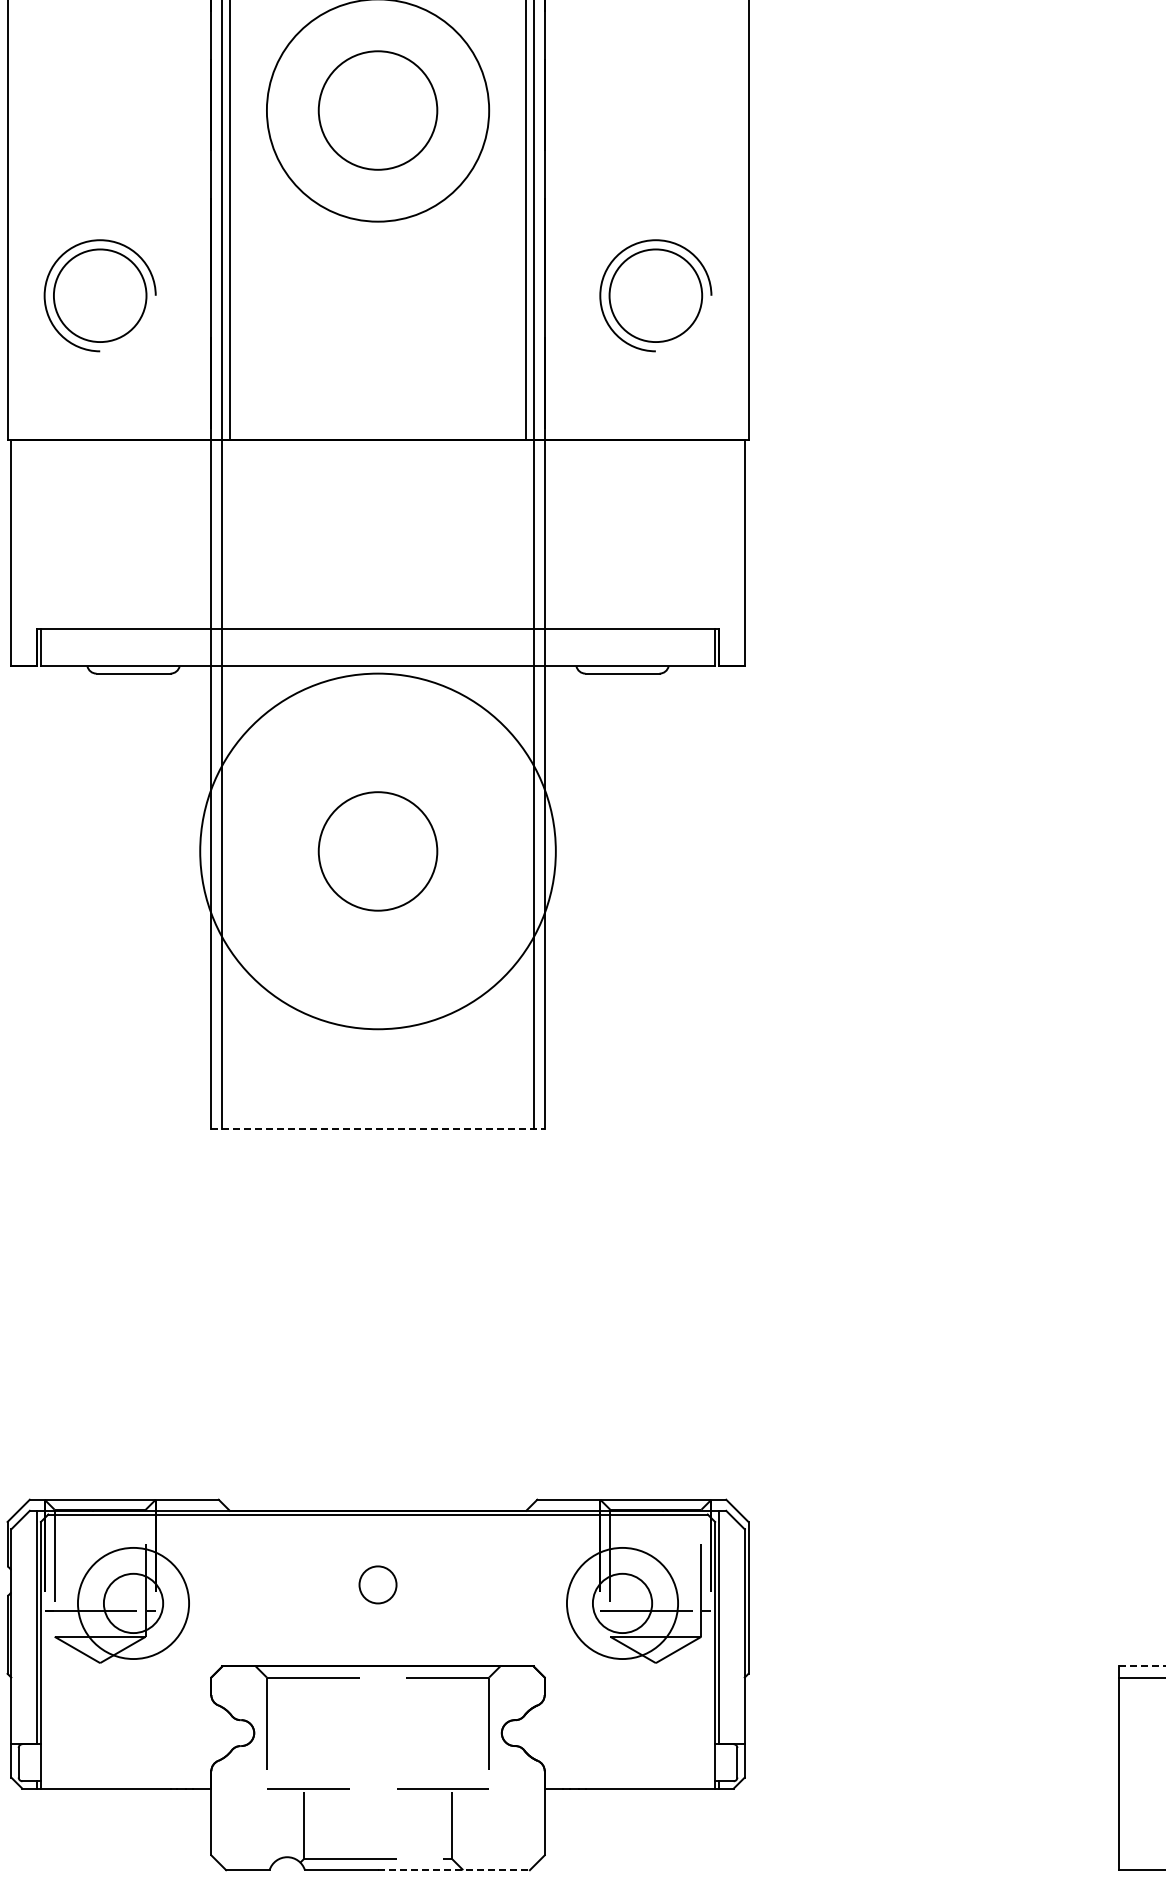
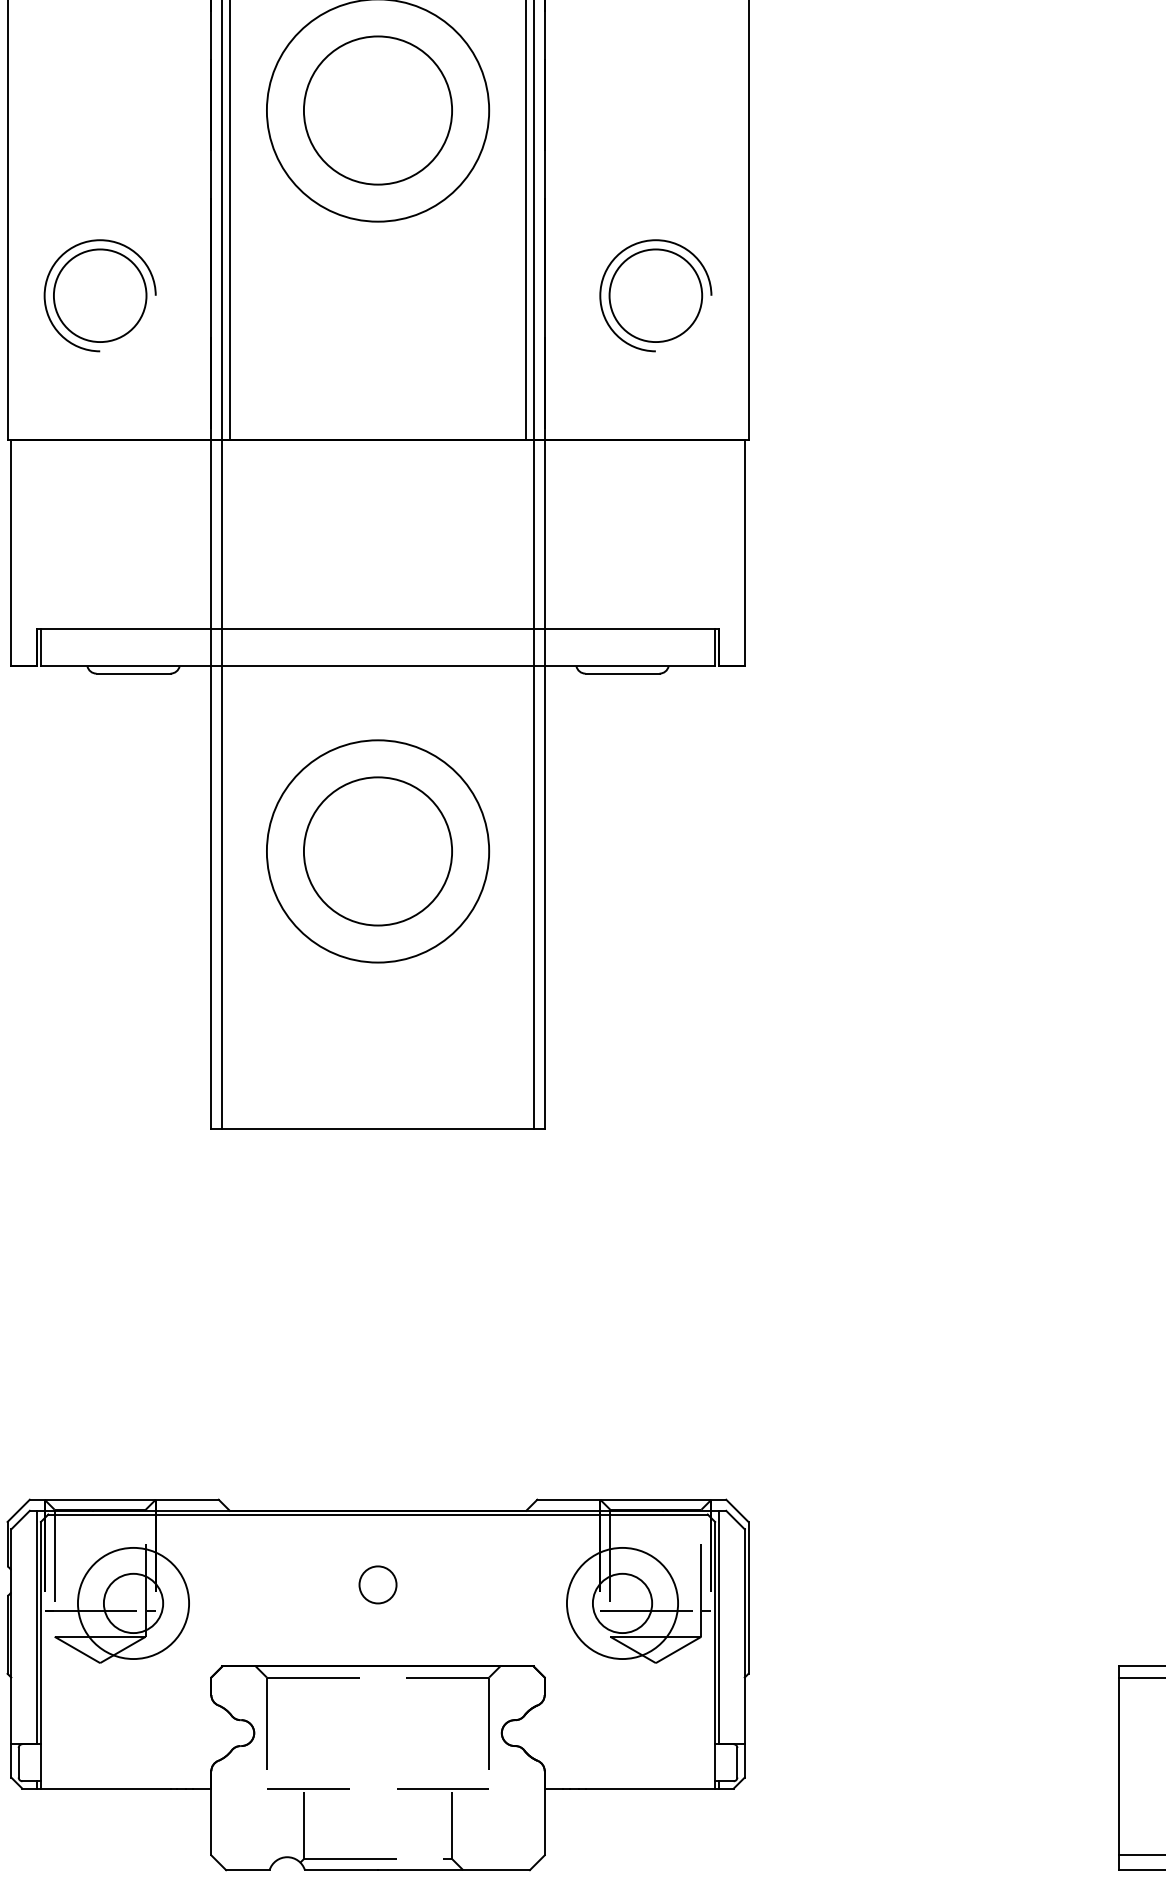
circle diameter: 119 px -> 148 px (377, 110)
circle diameter: 119 px -> 148 px (377, 851)
circle diameter: 356 px -> 222 px (377, 851)
line: dashed -> solid (378, 1129)
line: dashed -> solid (1142, 1666)
line: none -> present (1140, 1855)
line: dashed -> solid (453, 1870)
